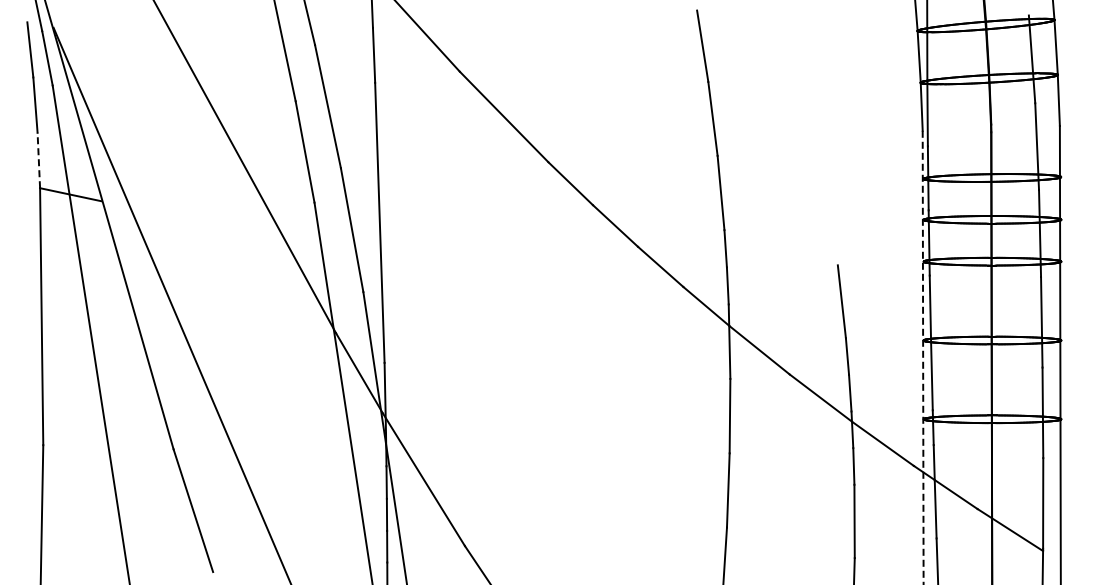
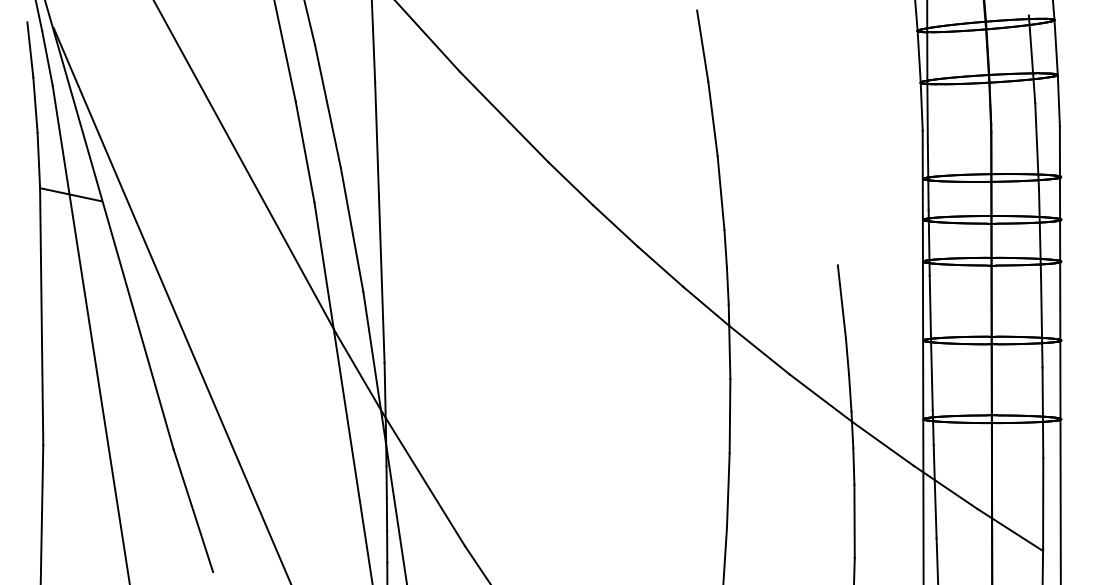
line: dashed -> solid (38, 160)
line: dashed -> solid (923, 357)
